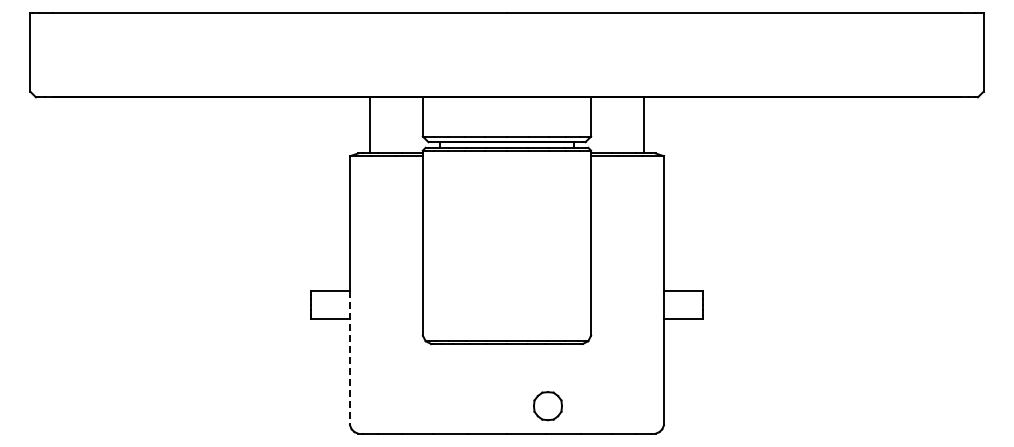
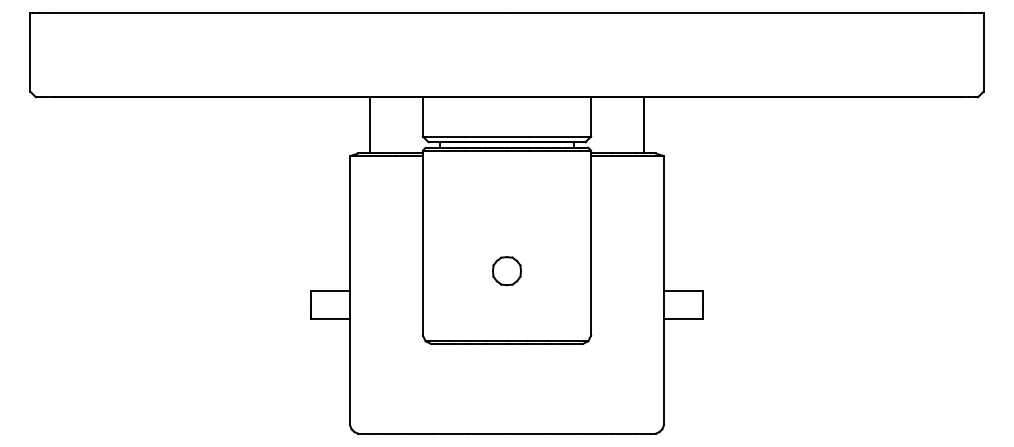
line: dashed -> solid (350, 358)
part position: (547, 406) -> (506, 271) (506, 271)
